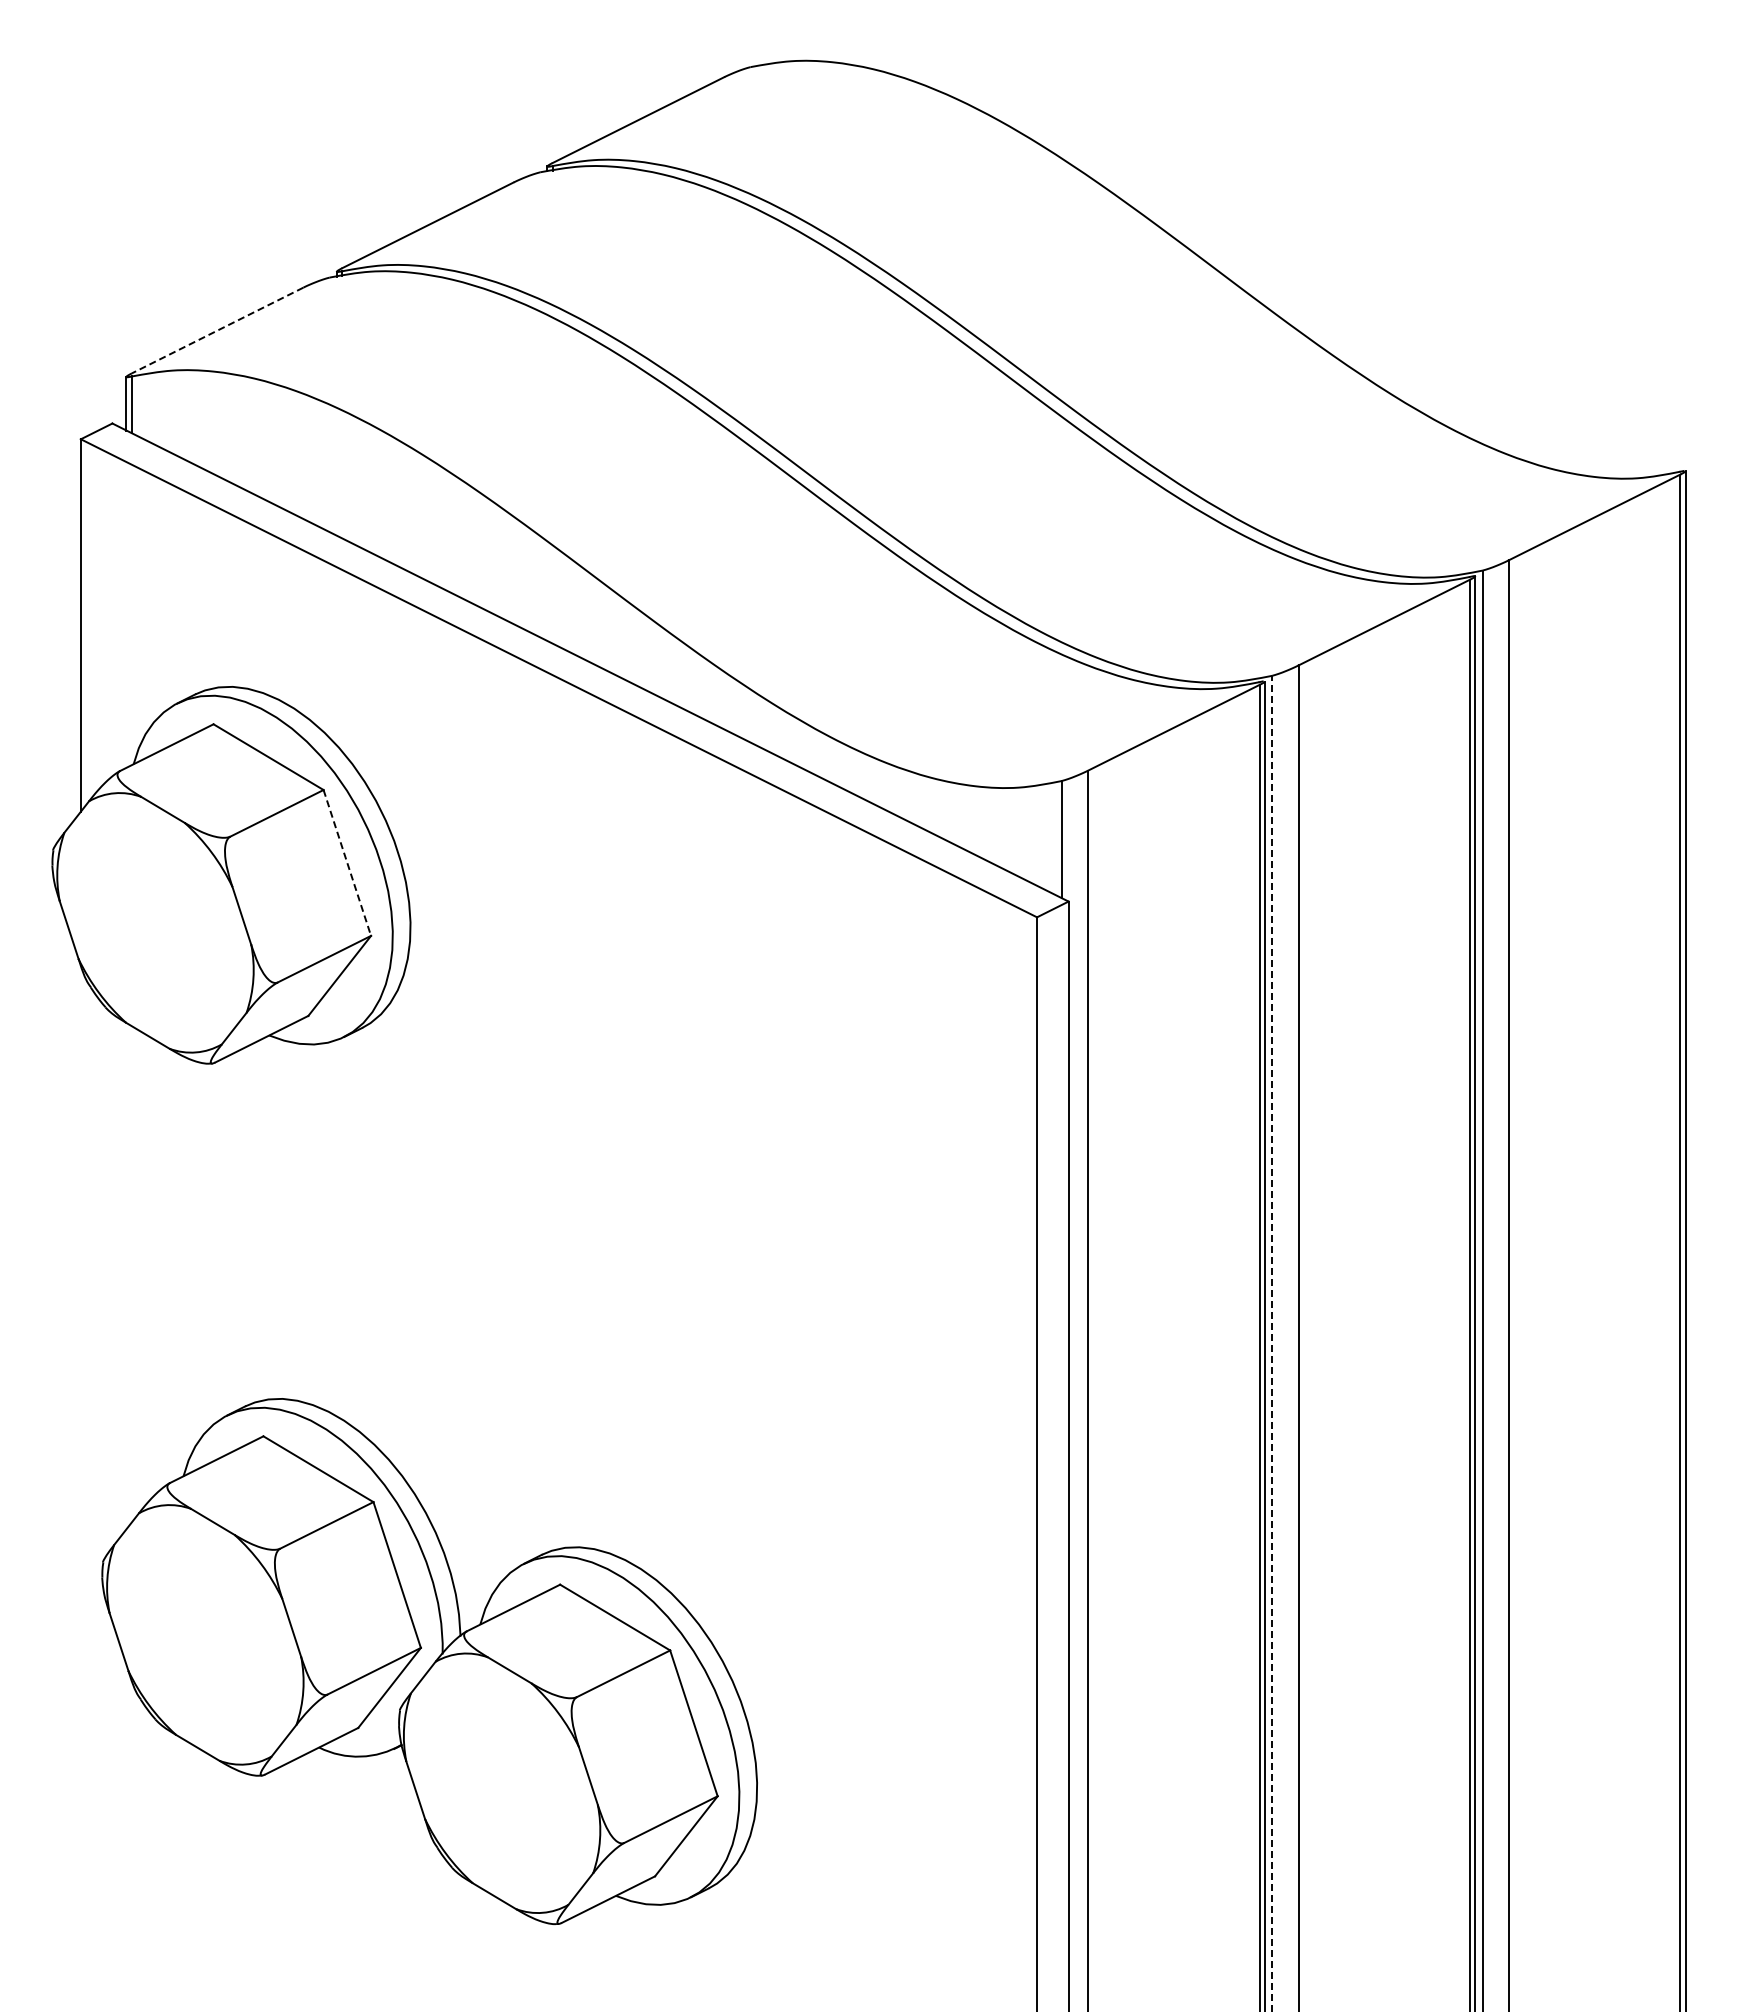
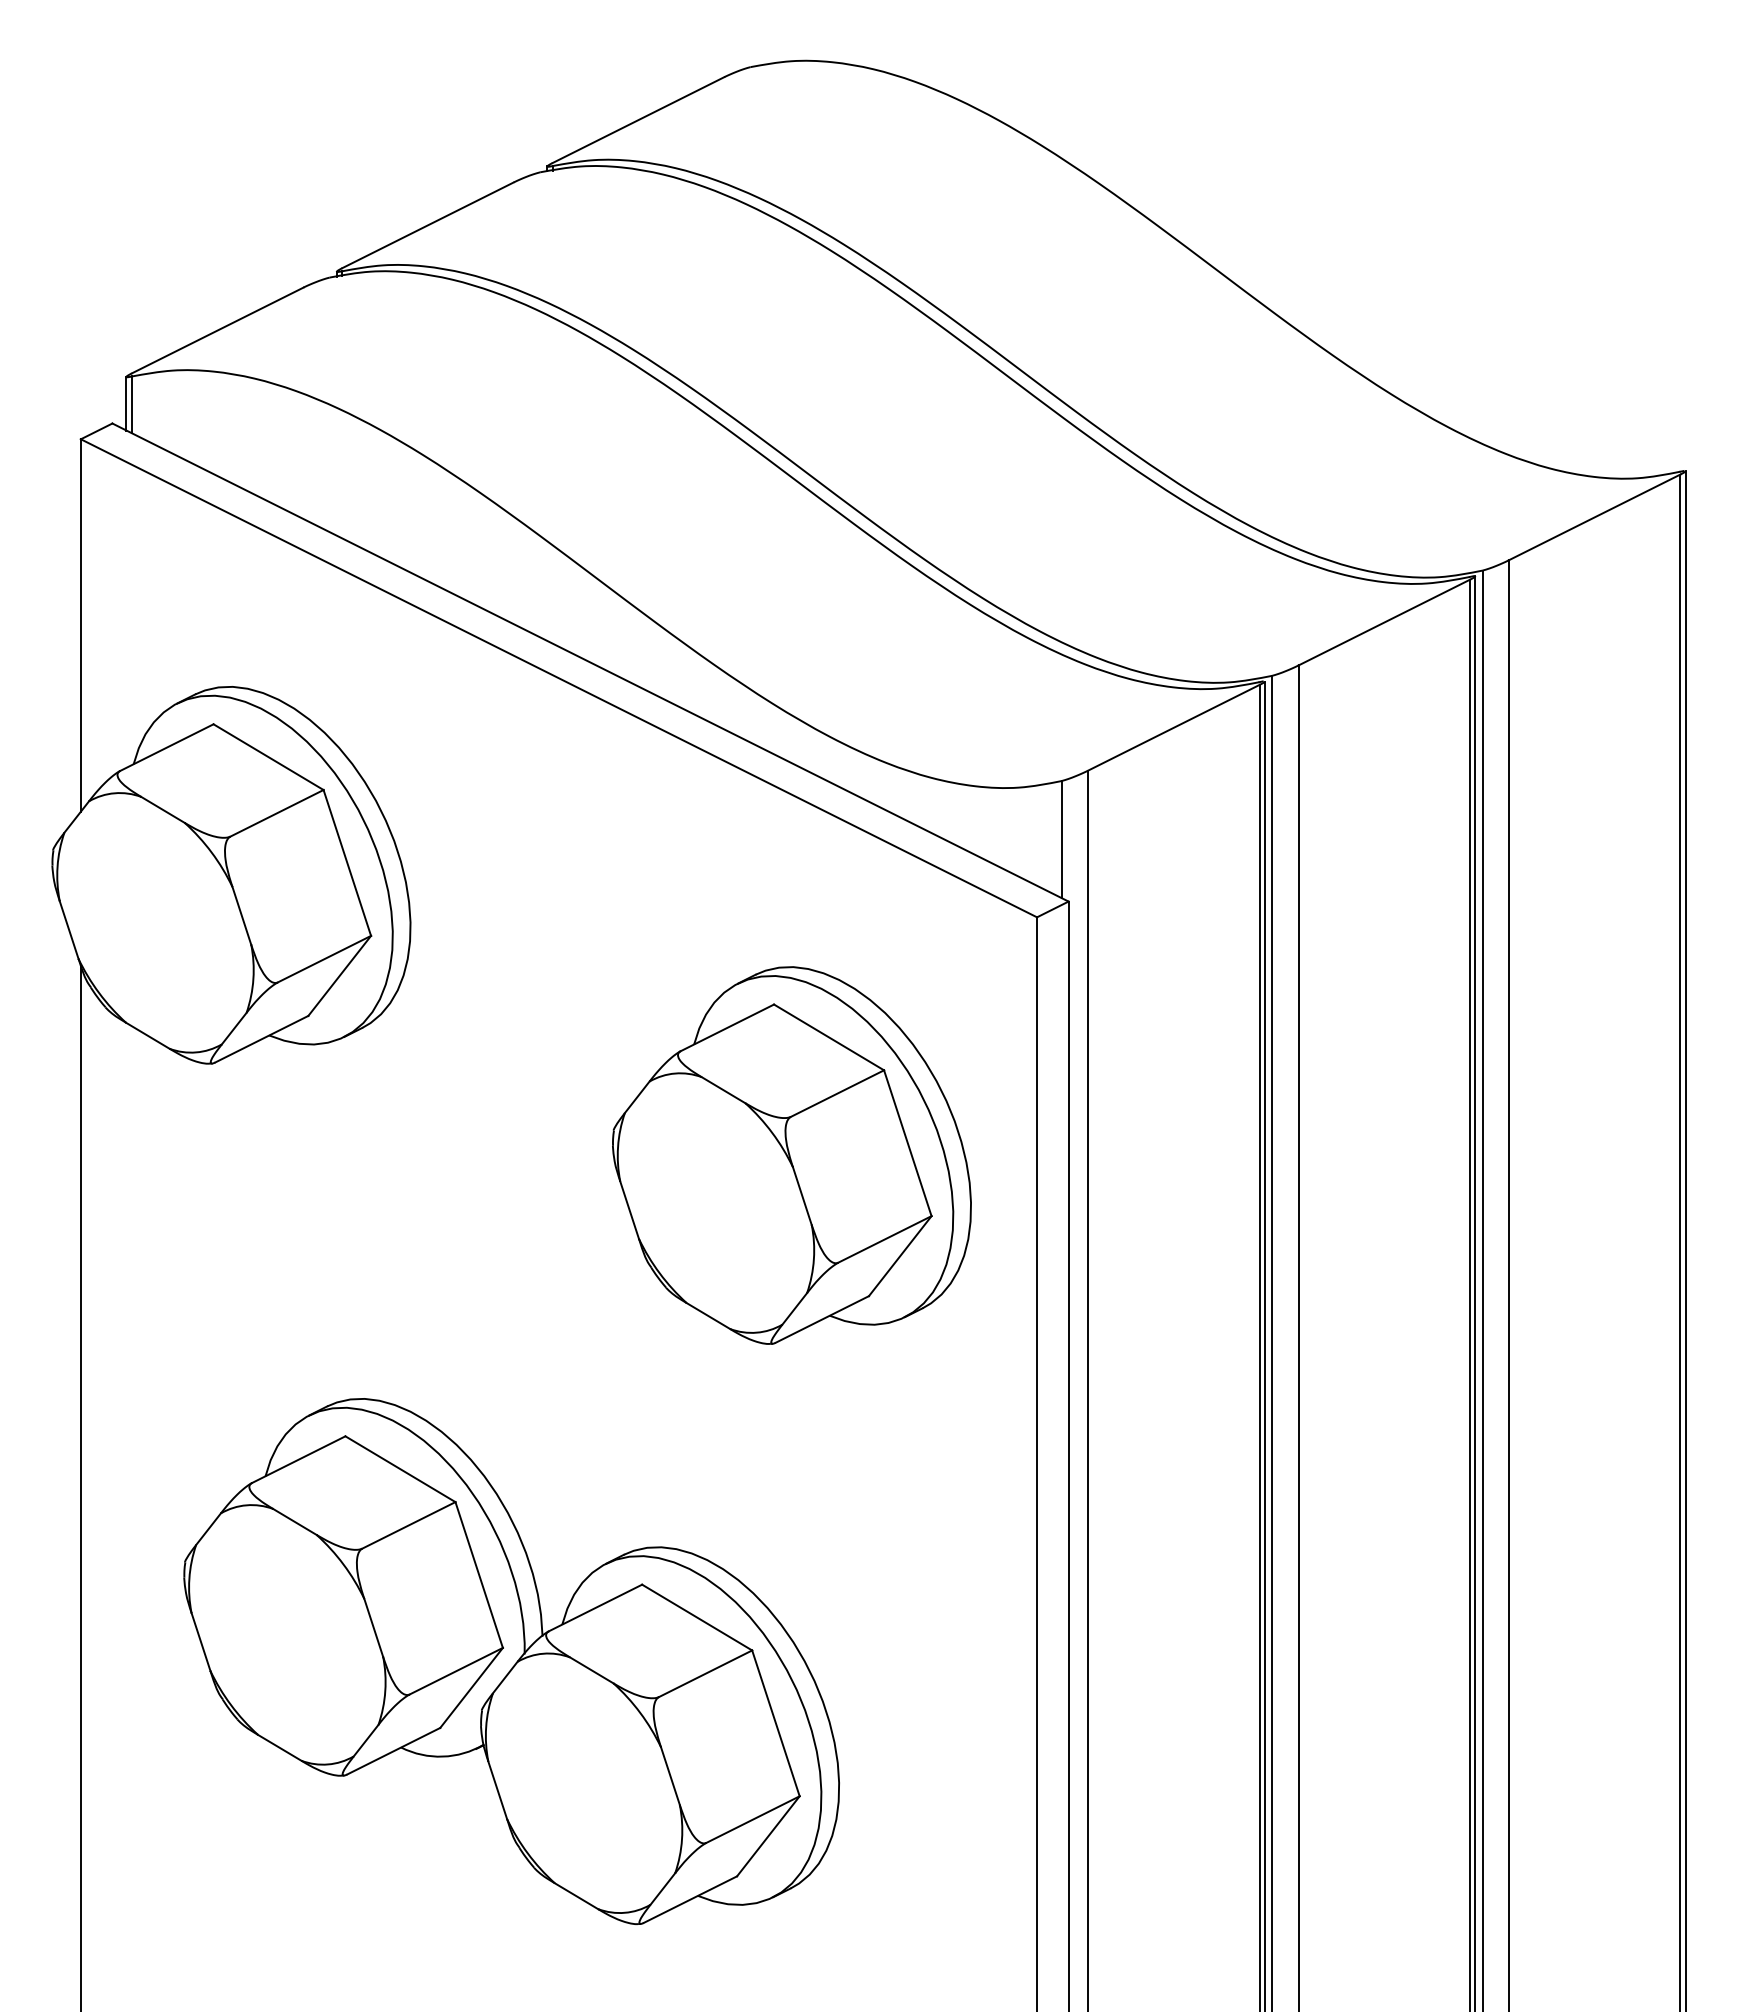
line: dashed -> solid (217, 330)
line: dashed -> solid (347, 862)
part: none -> present (791, 1155)
line: dashed -> solid (1272, 1343)
line: none -> present (80, 1486)
part position: (429, 1661) -> (511, 1661) (511, 1661)
